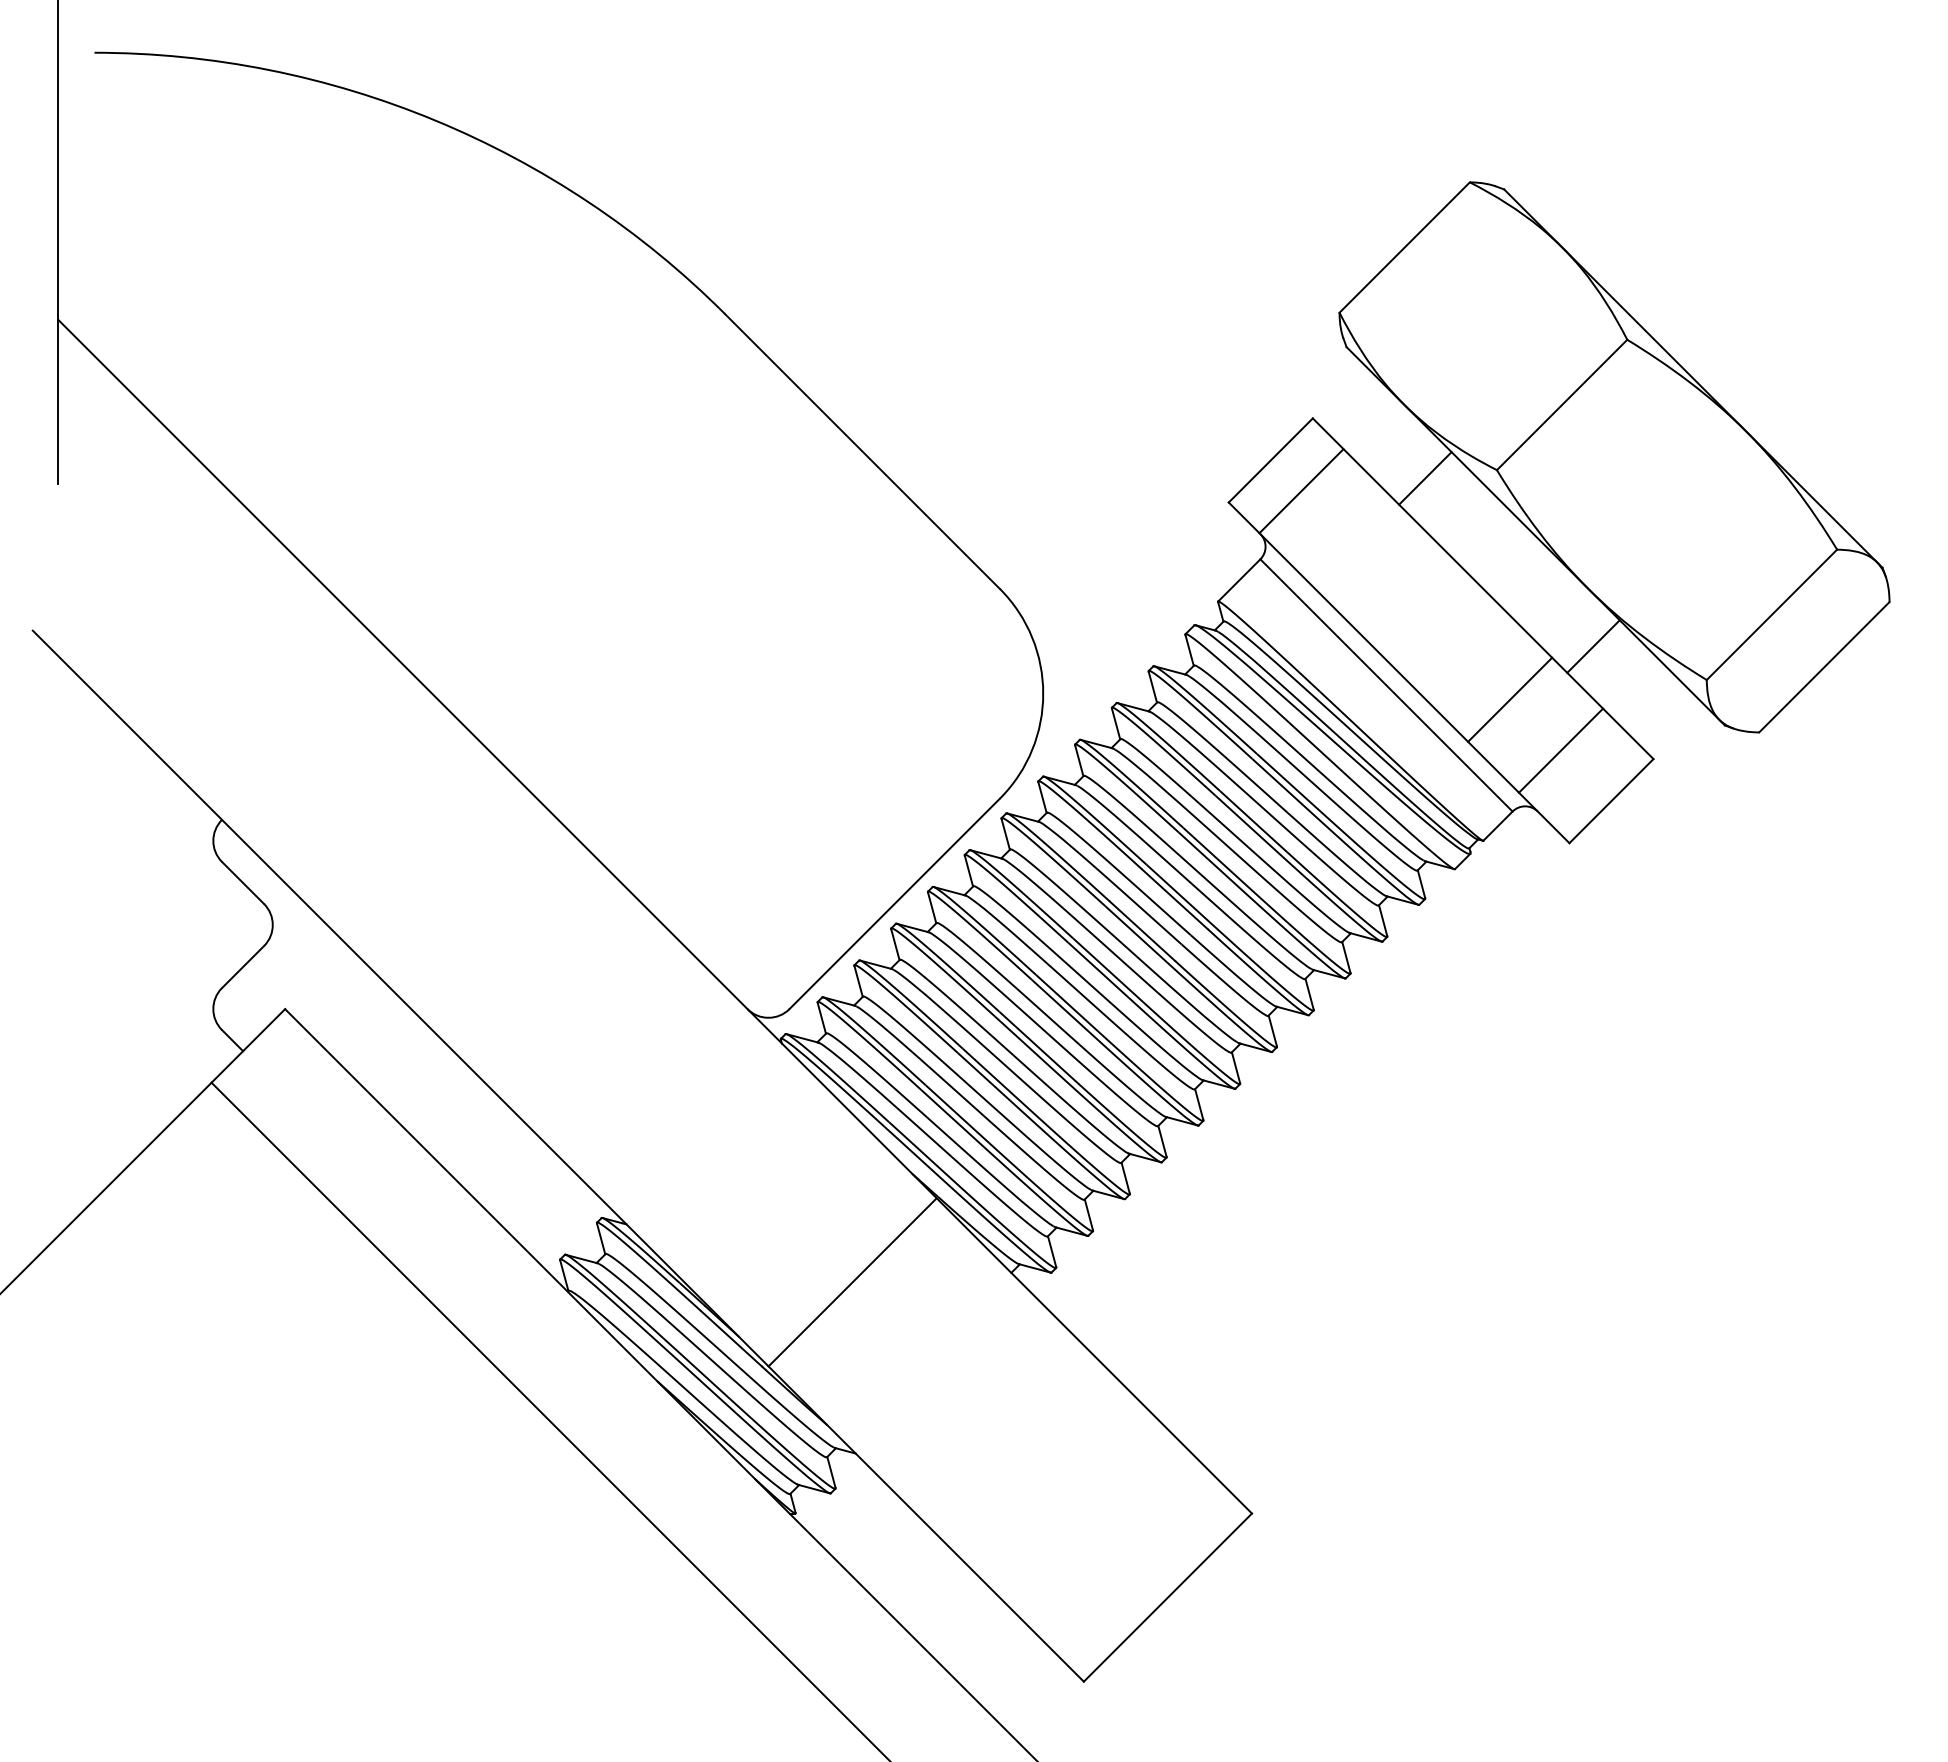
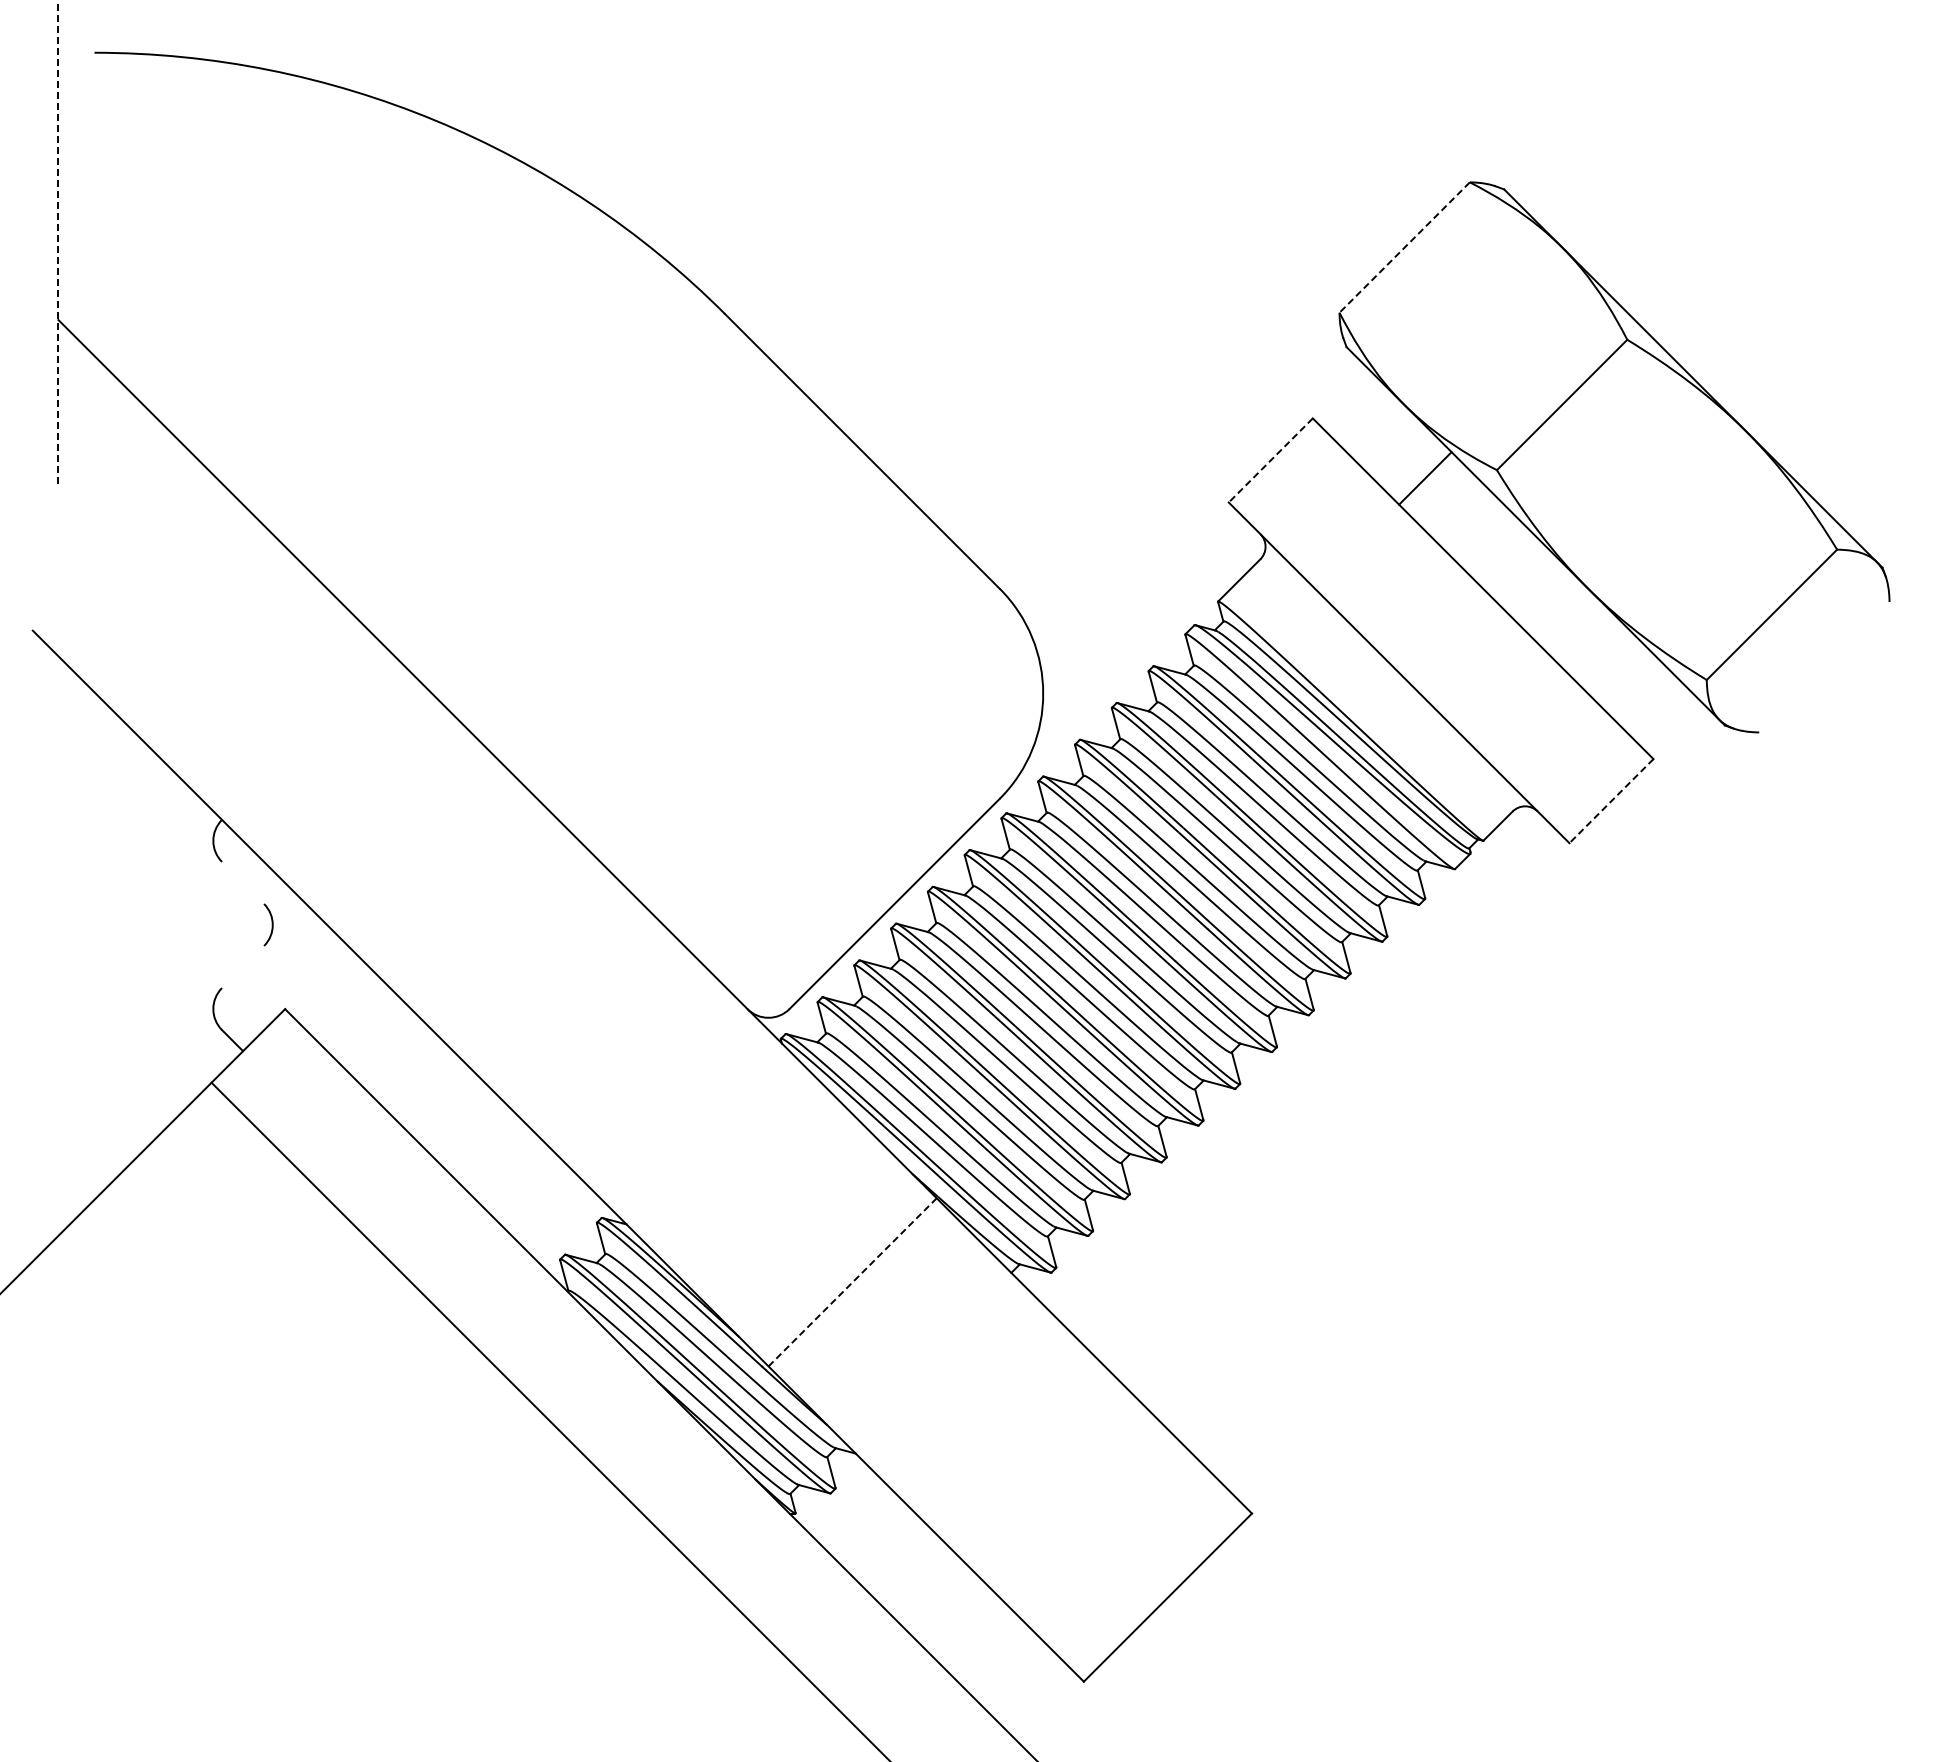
line: solid -> dashed (58, 241)
line: solid -> dashed (1404, 247)
line: solid -> dashed (1270, 460)
line: present -> none (1301, 491)
line: present -> none (1593, 646)
line: present -> none (1824, 667)
line: present -> none (1386, 685)
line: present -> none (1510, 699)
line: present -> none (1560, 750)
line: solid -> dashed (1611, 801)
line: present -> none (243, 882)
line: present -> none (243, 967)
line: solid -> dashed (852, 1282)
